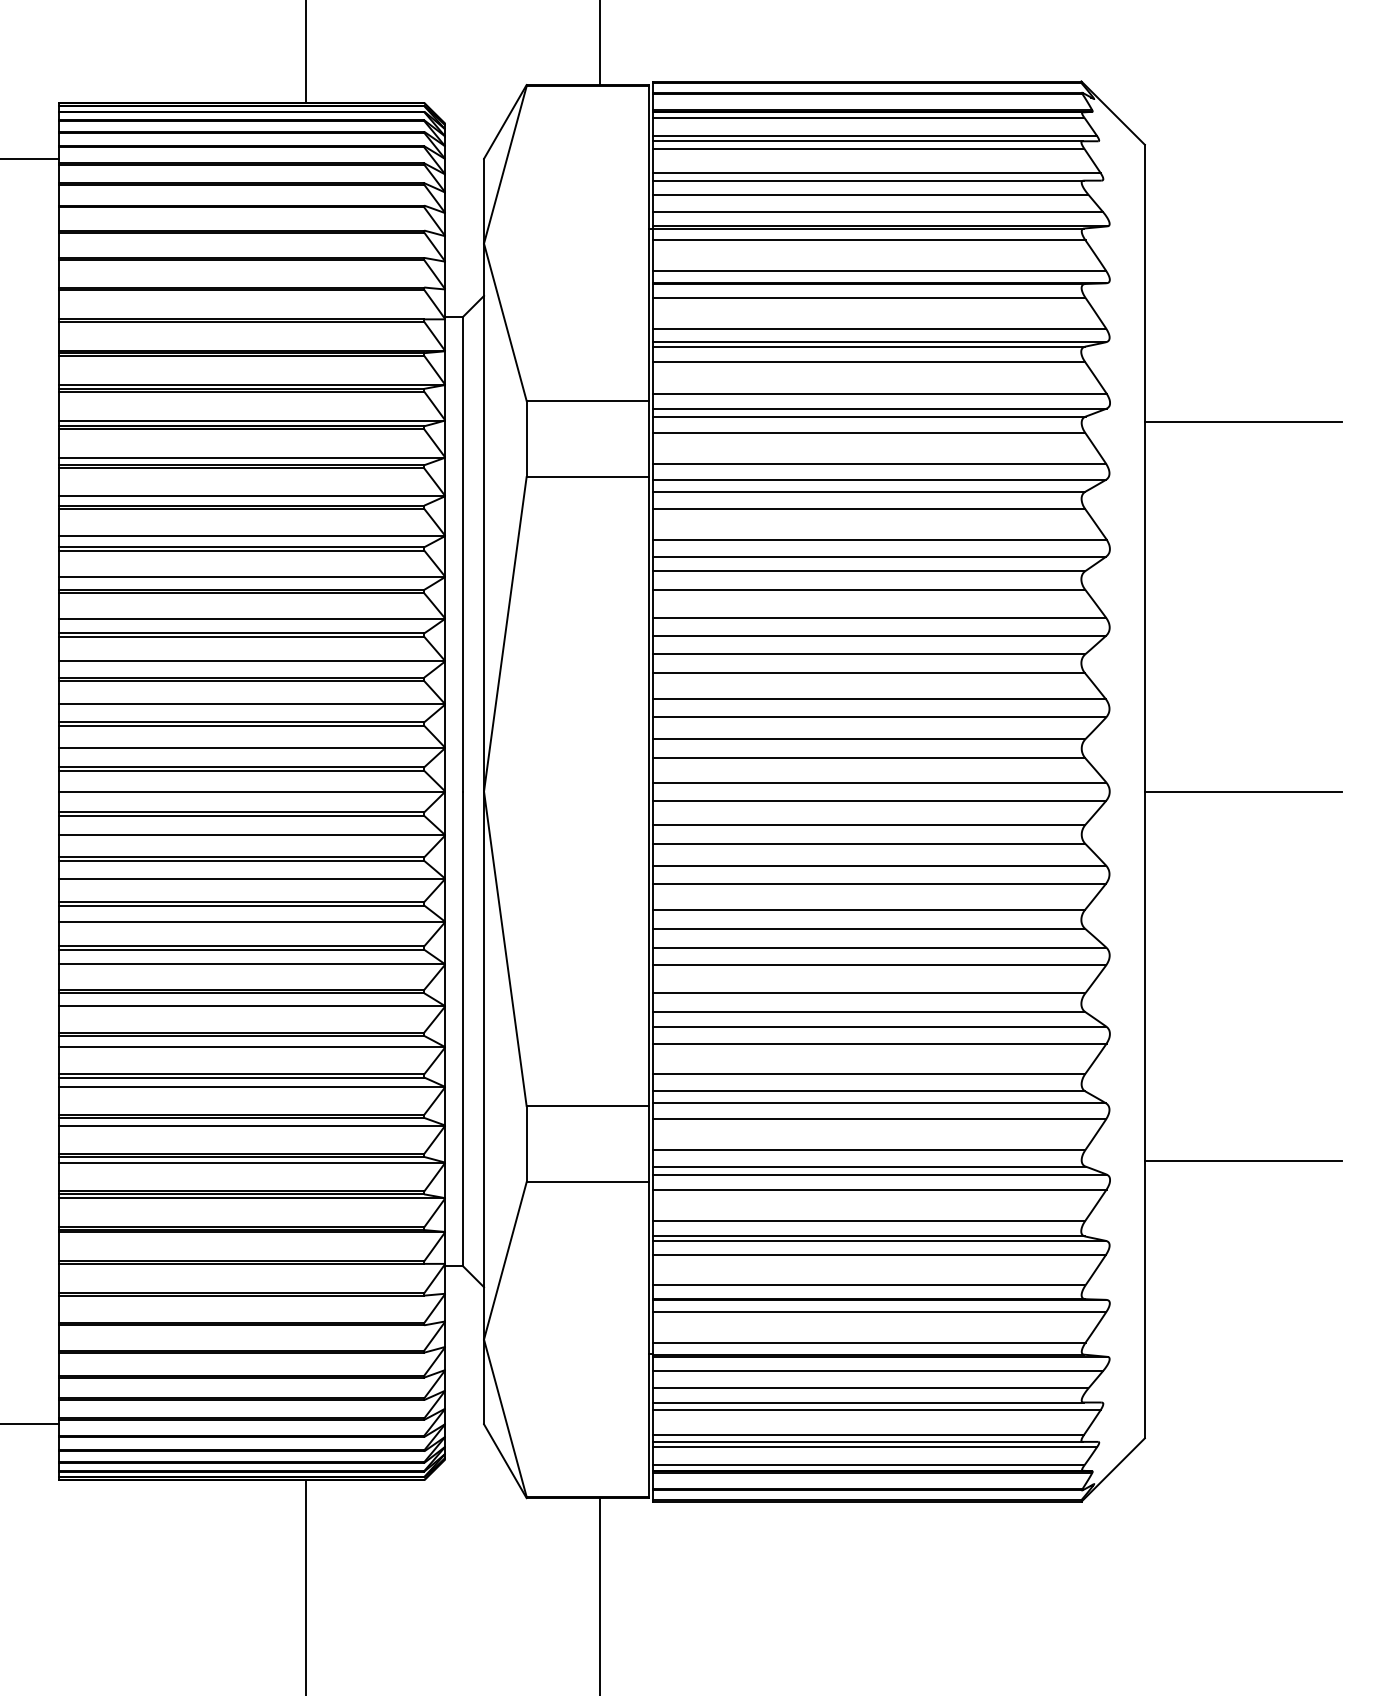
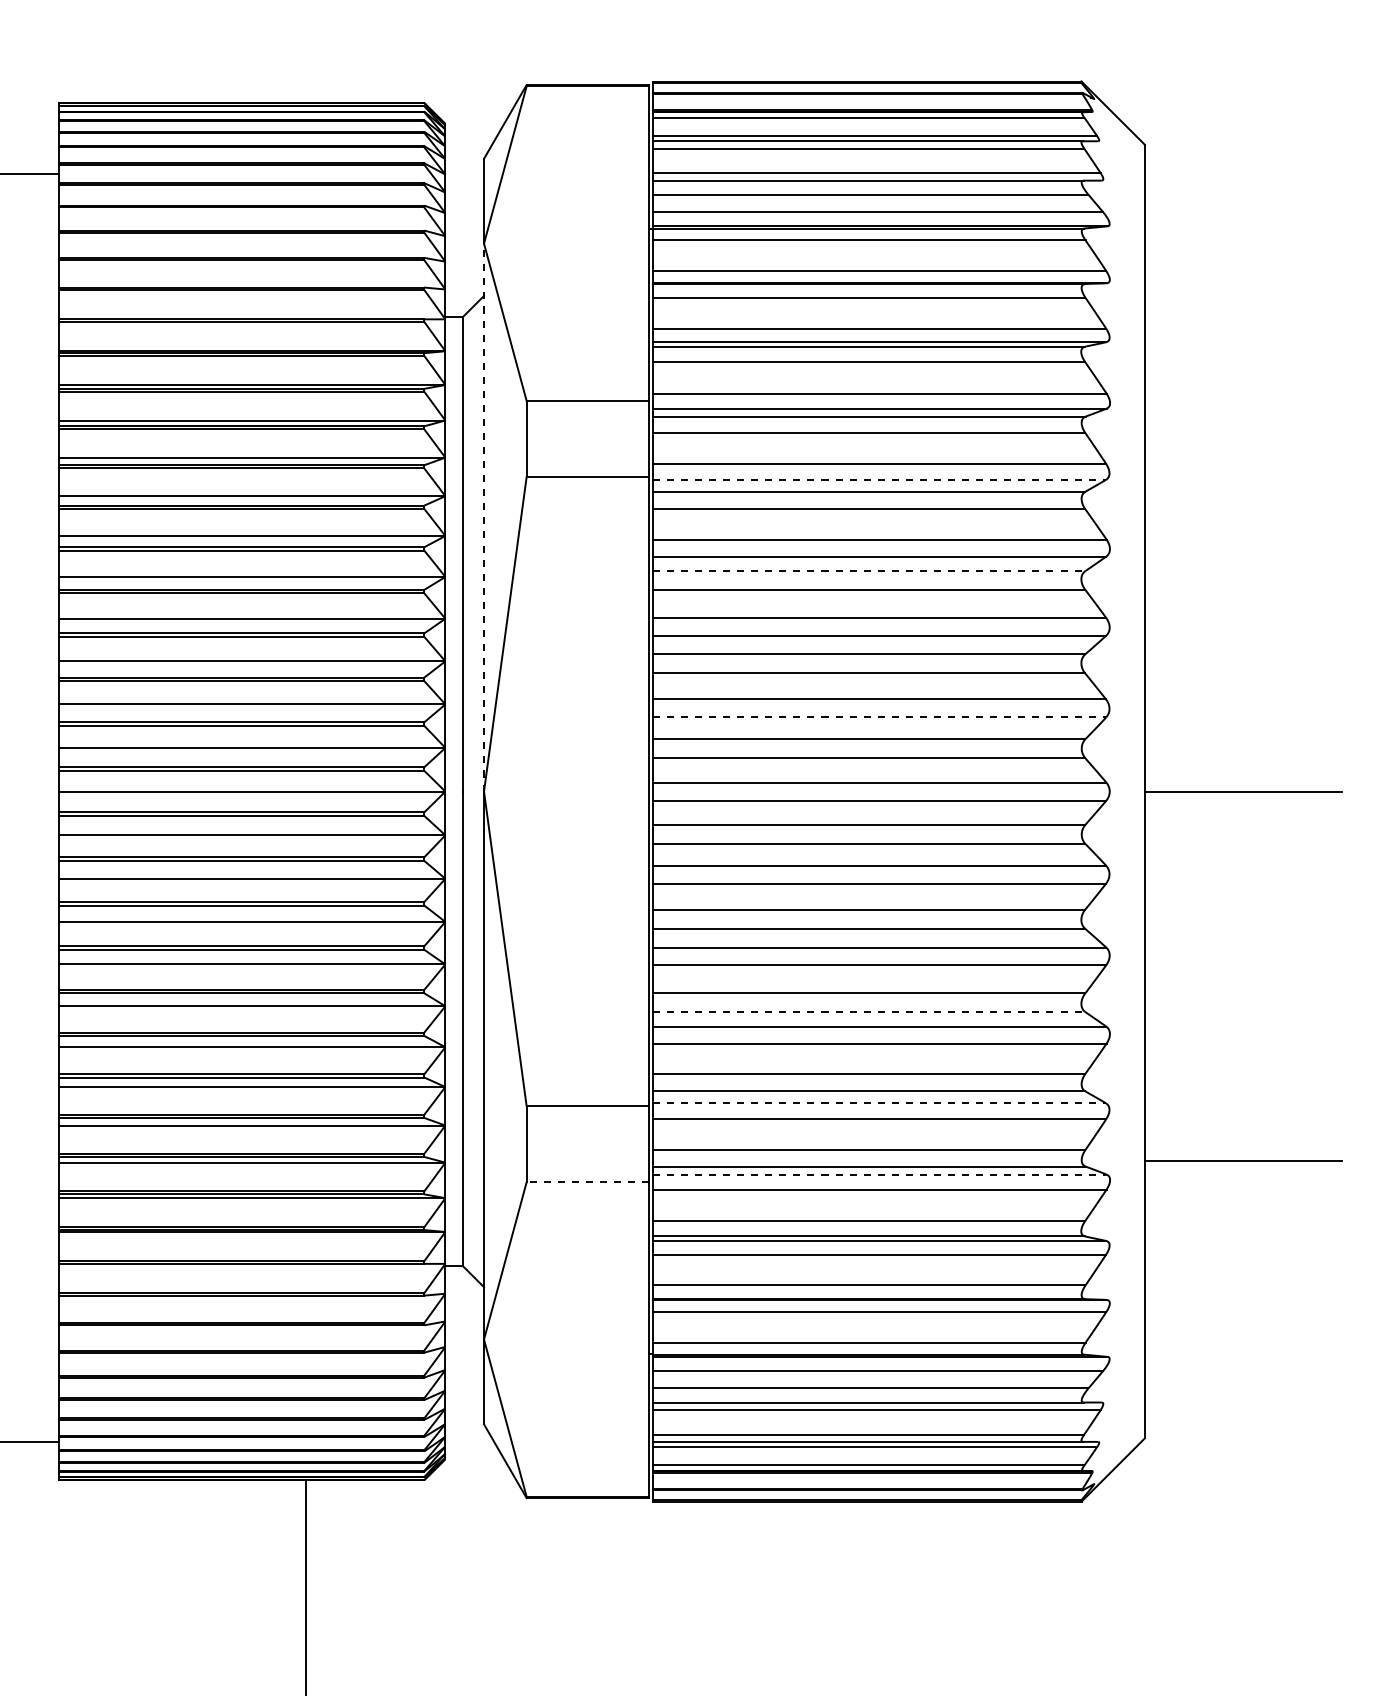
line: present -> none (600, 43)
line: present -> none (305, 52)
line position: (30, 158) -> (30, 173) (30, 173)
line: present -> none (1242, 422)
line: solid -> dashed (879, 479)
line: solid -> dashed (484, 517)
line: solid -> dashed (869, 571)
line: solid -> dashed (879, 717)
line: solid -> dashed (869, 1012)
line: solid -> dashed (879, 1103)
line: solid -> dashed (879, 1174)
line: solid -> dashed (587, 1182)
line position: (30, 1424) -> (30, 1442) (30, 1442)
line: present -> none (600, 1595)
